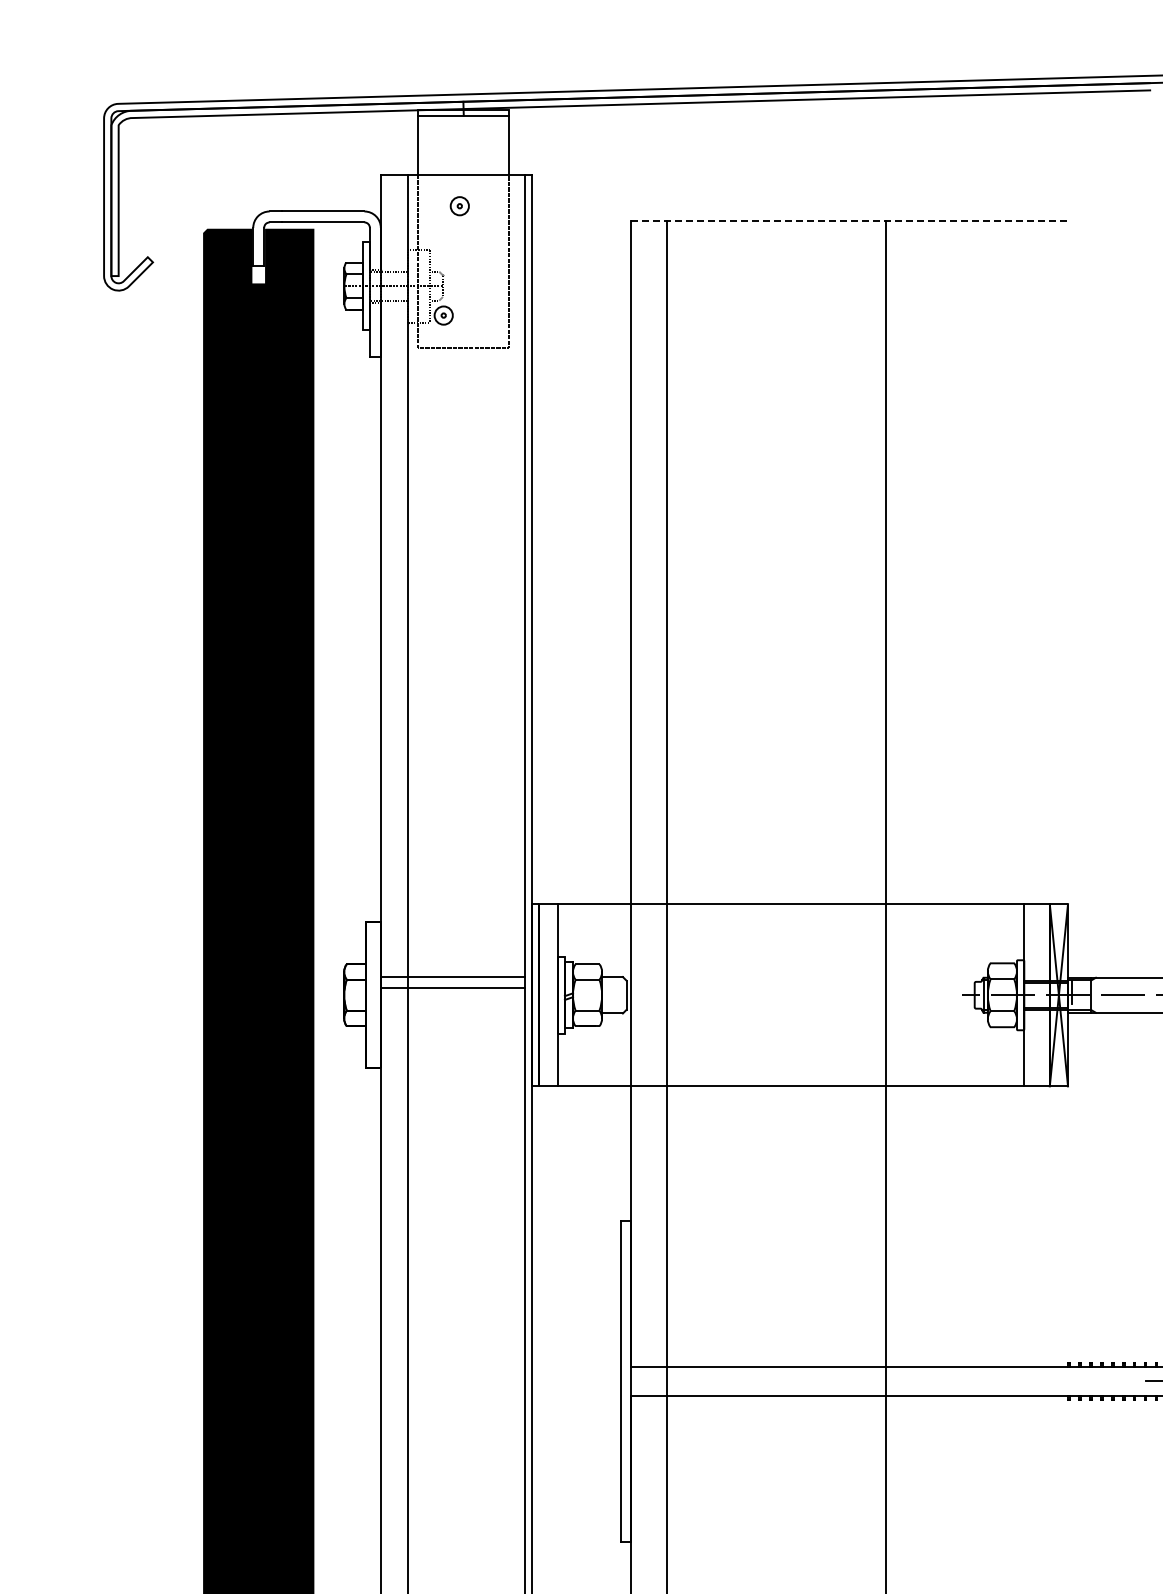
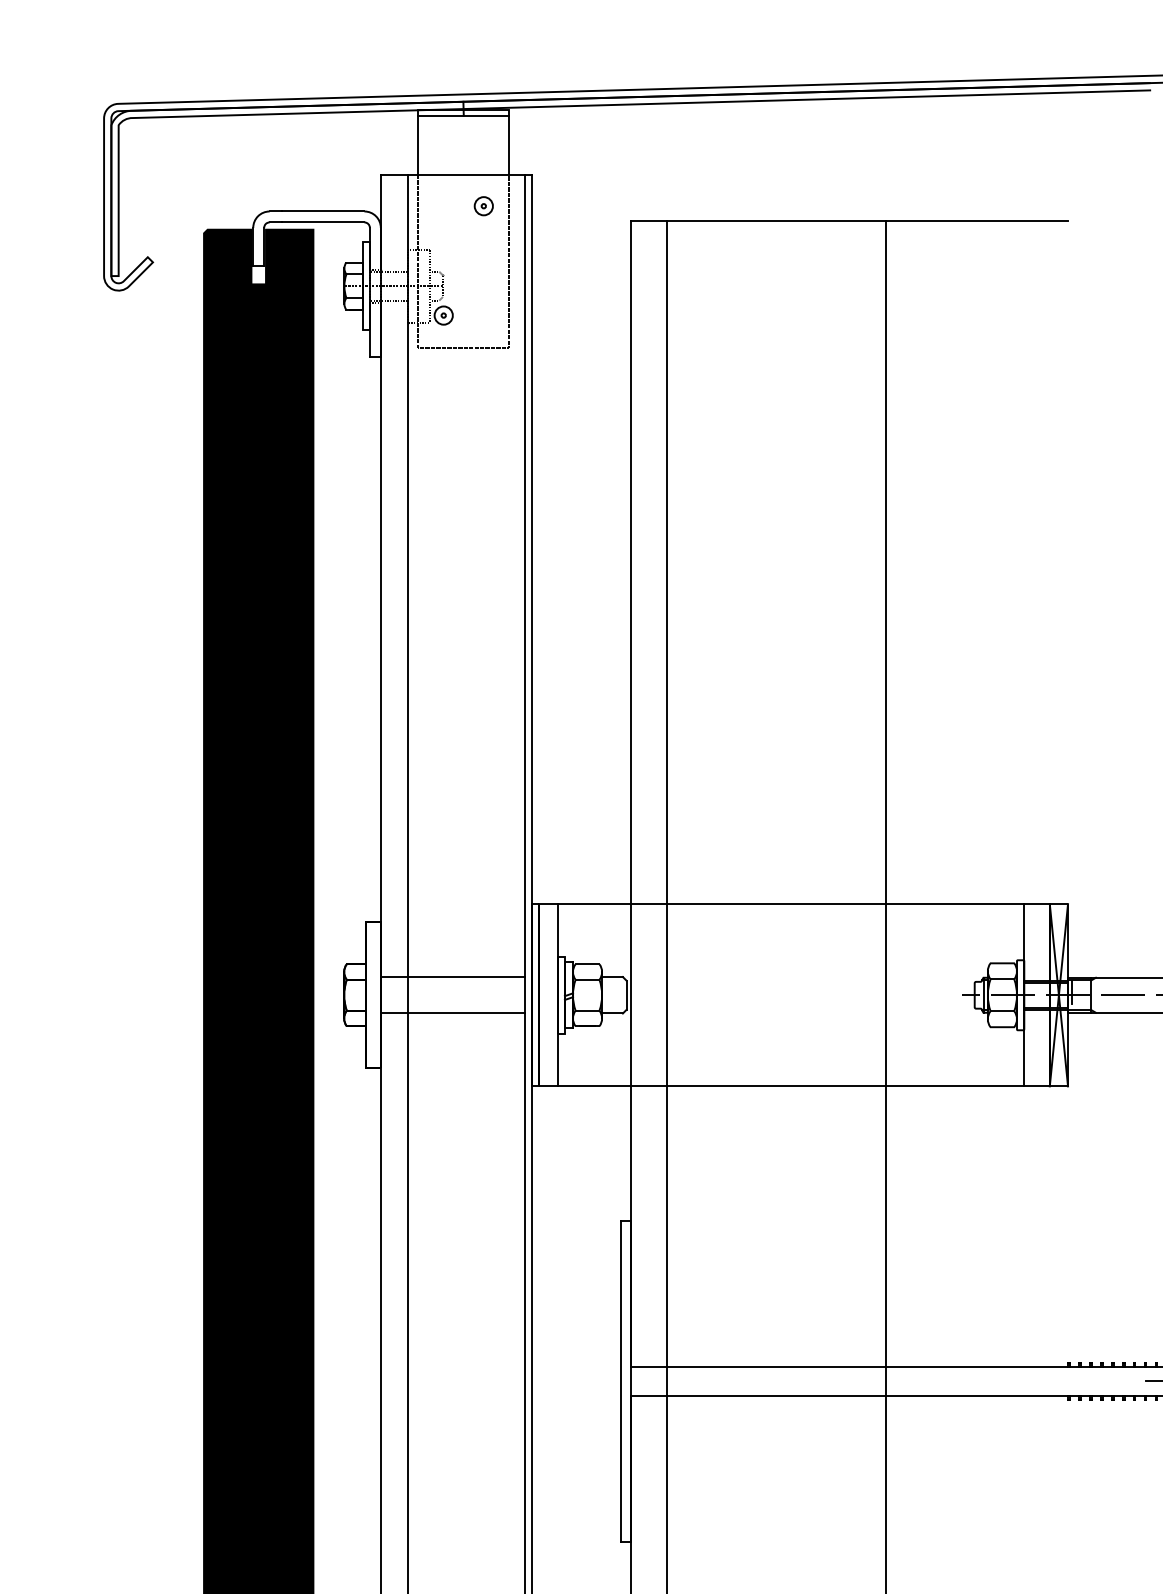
part position: (459, 206) -> (483, 206) (483, 206)
line: dashed -> solid (849, 220)
line position: (452, 988) -> (452, 1013) (452, 1013)
